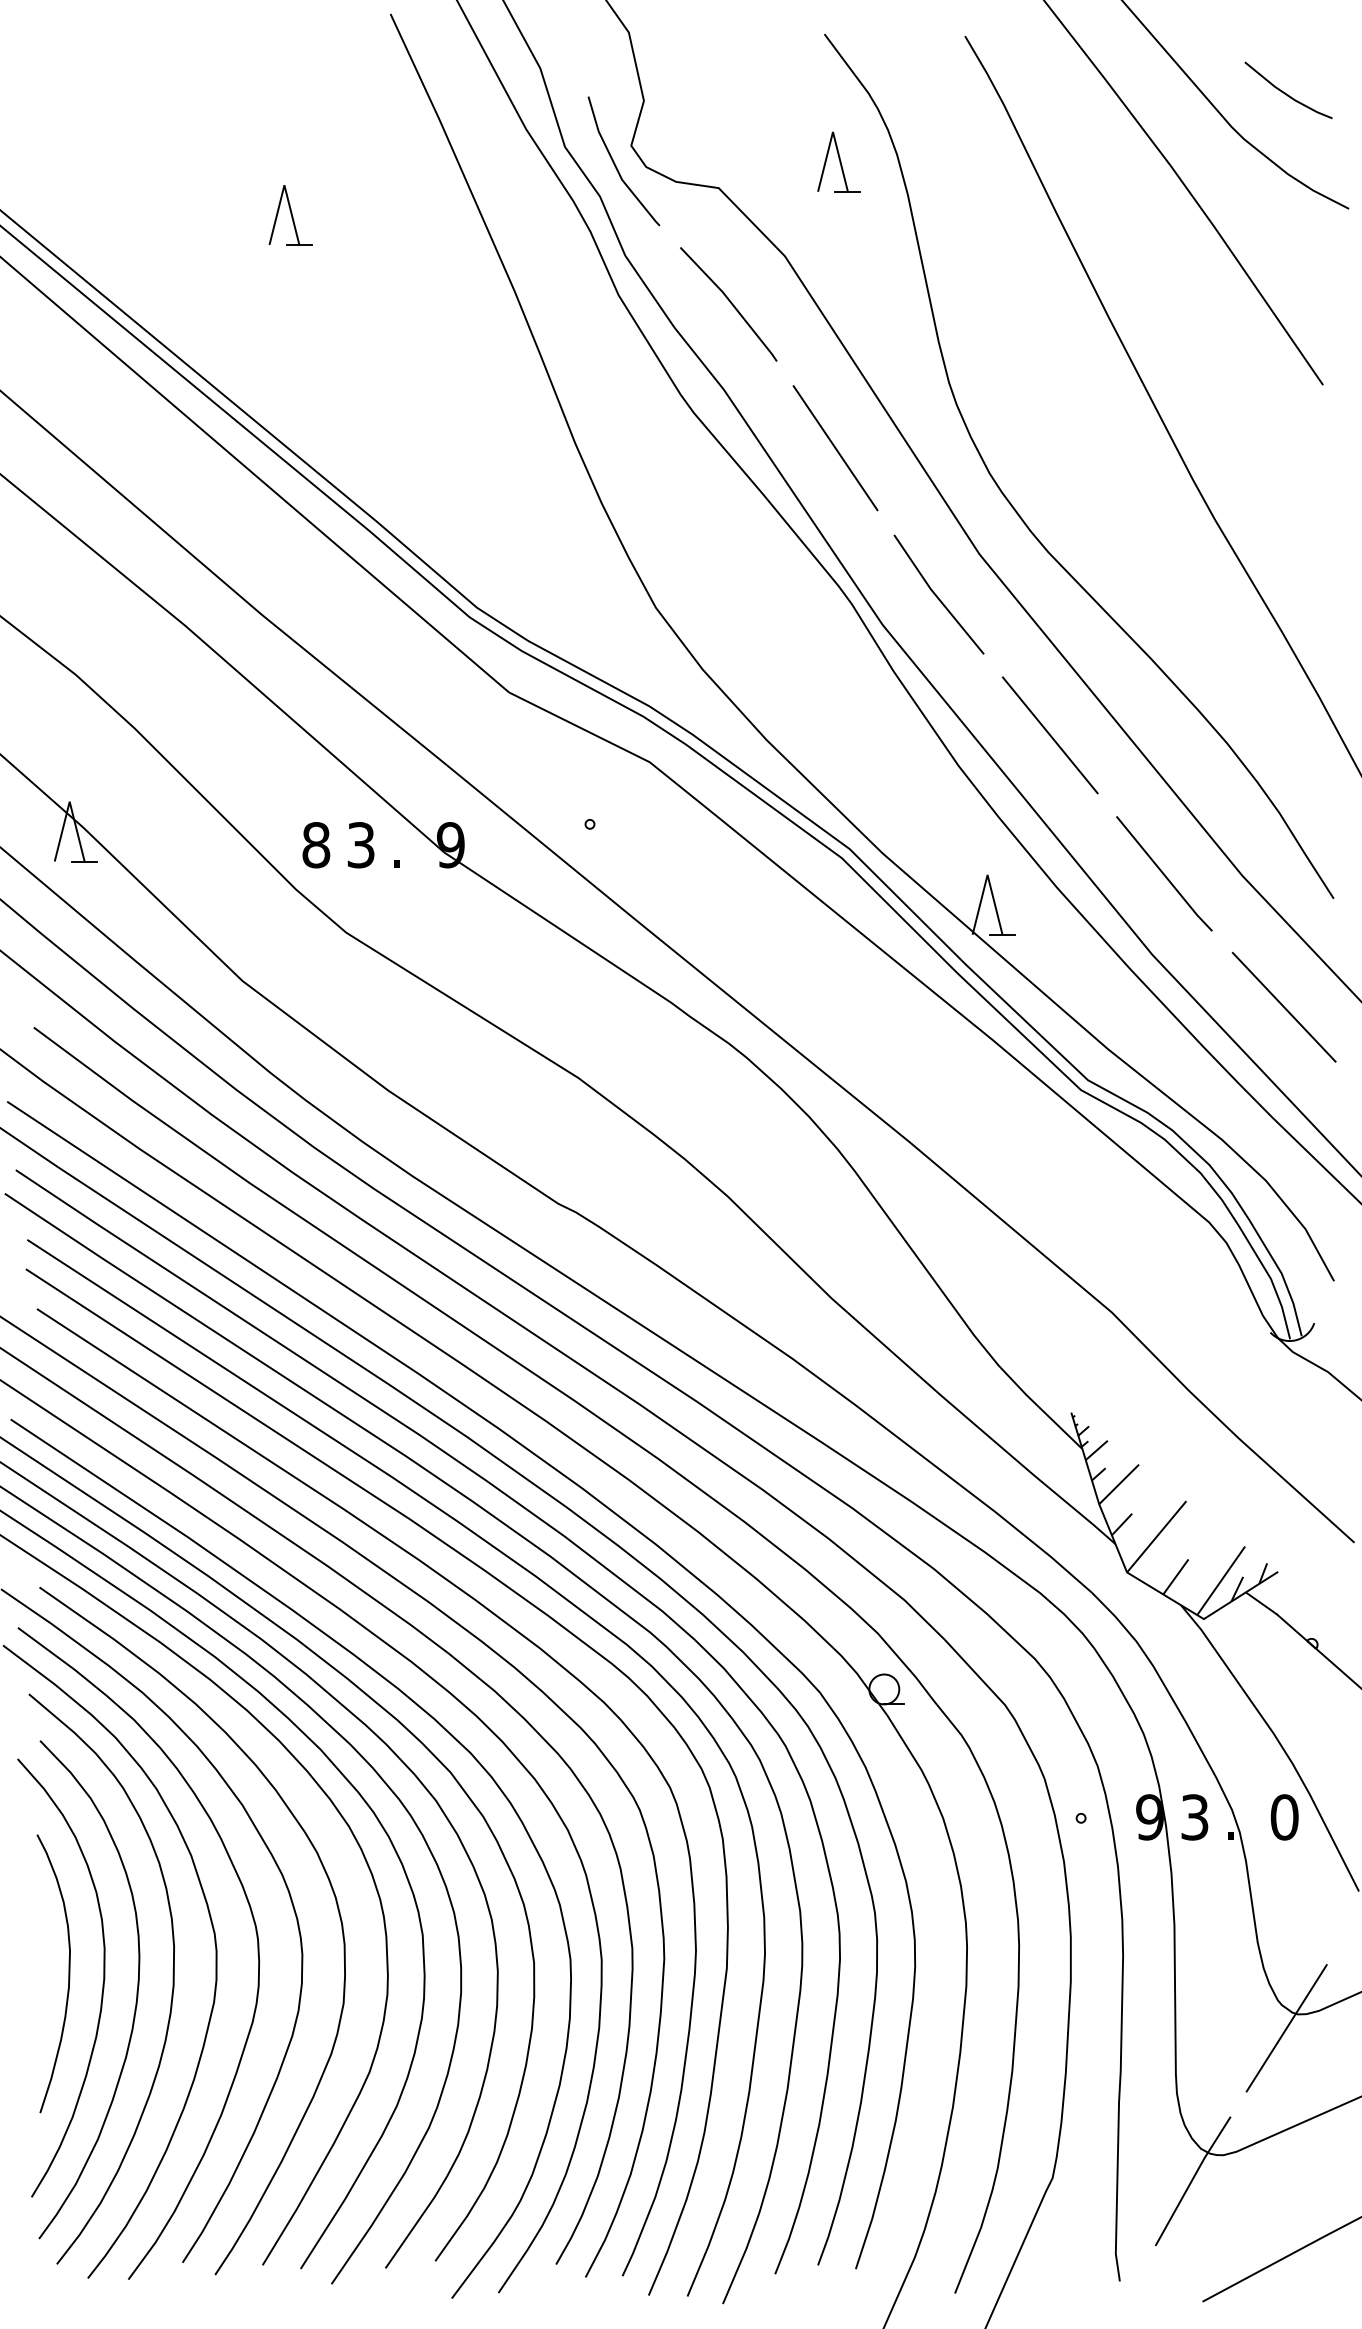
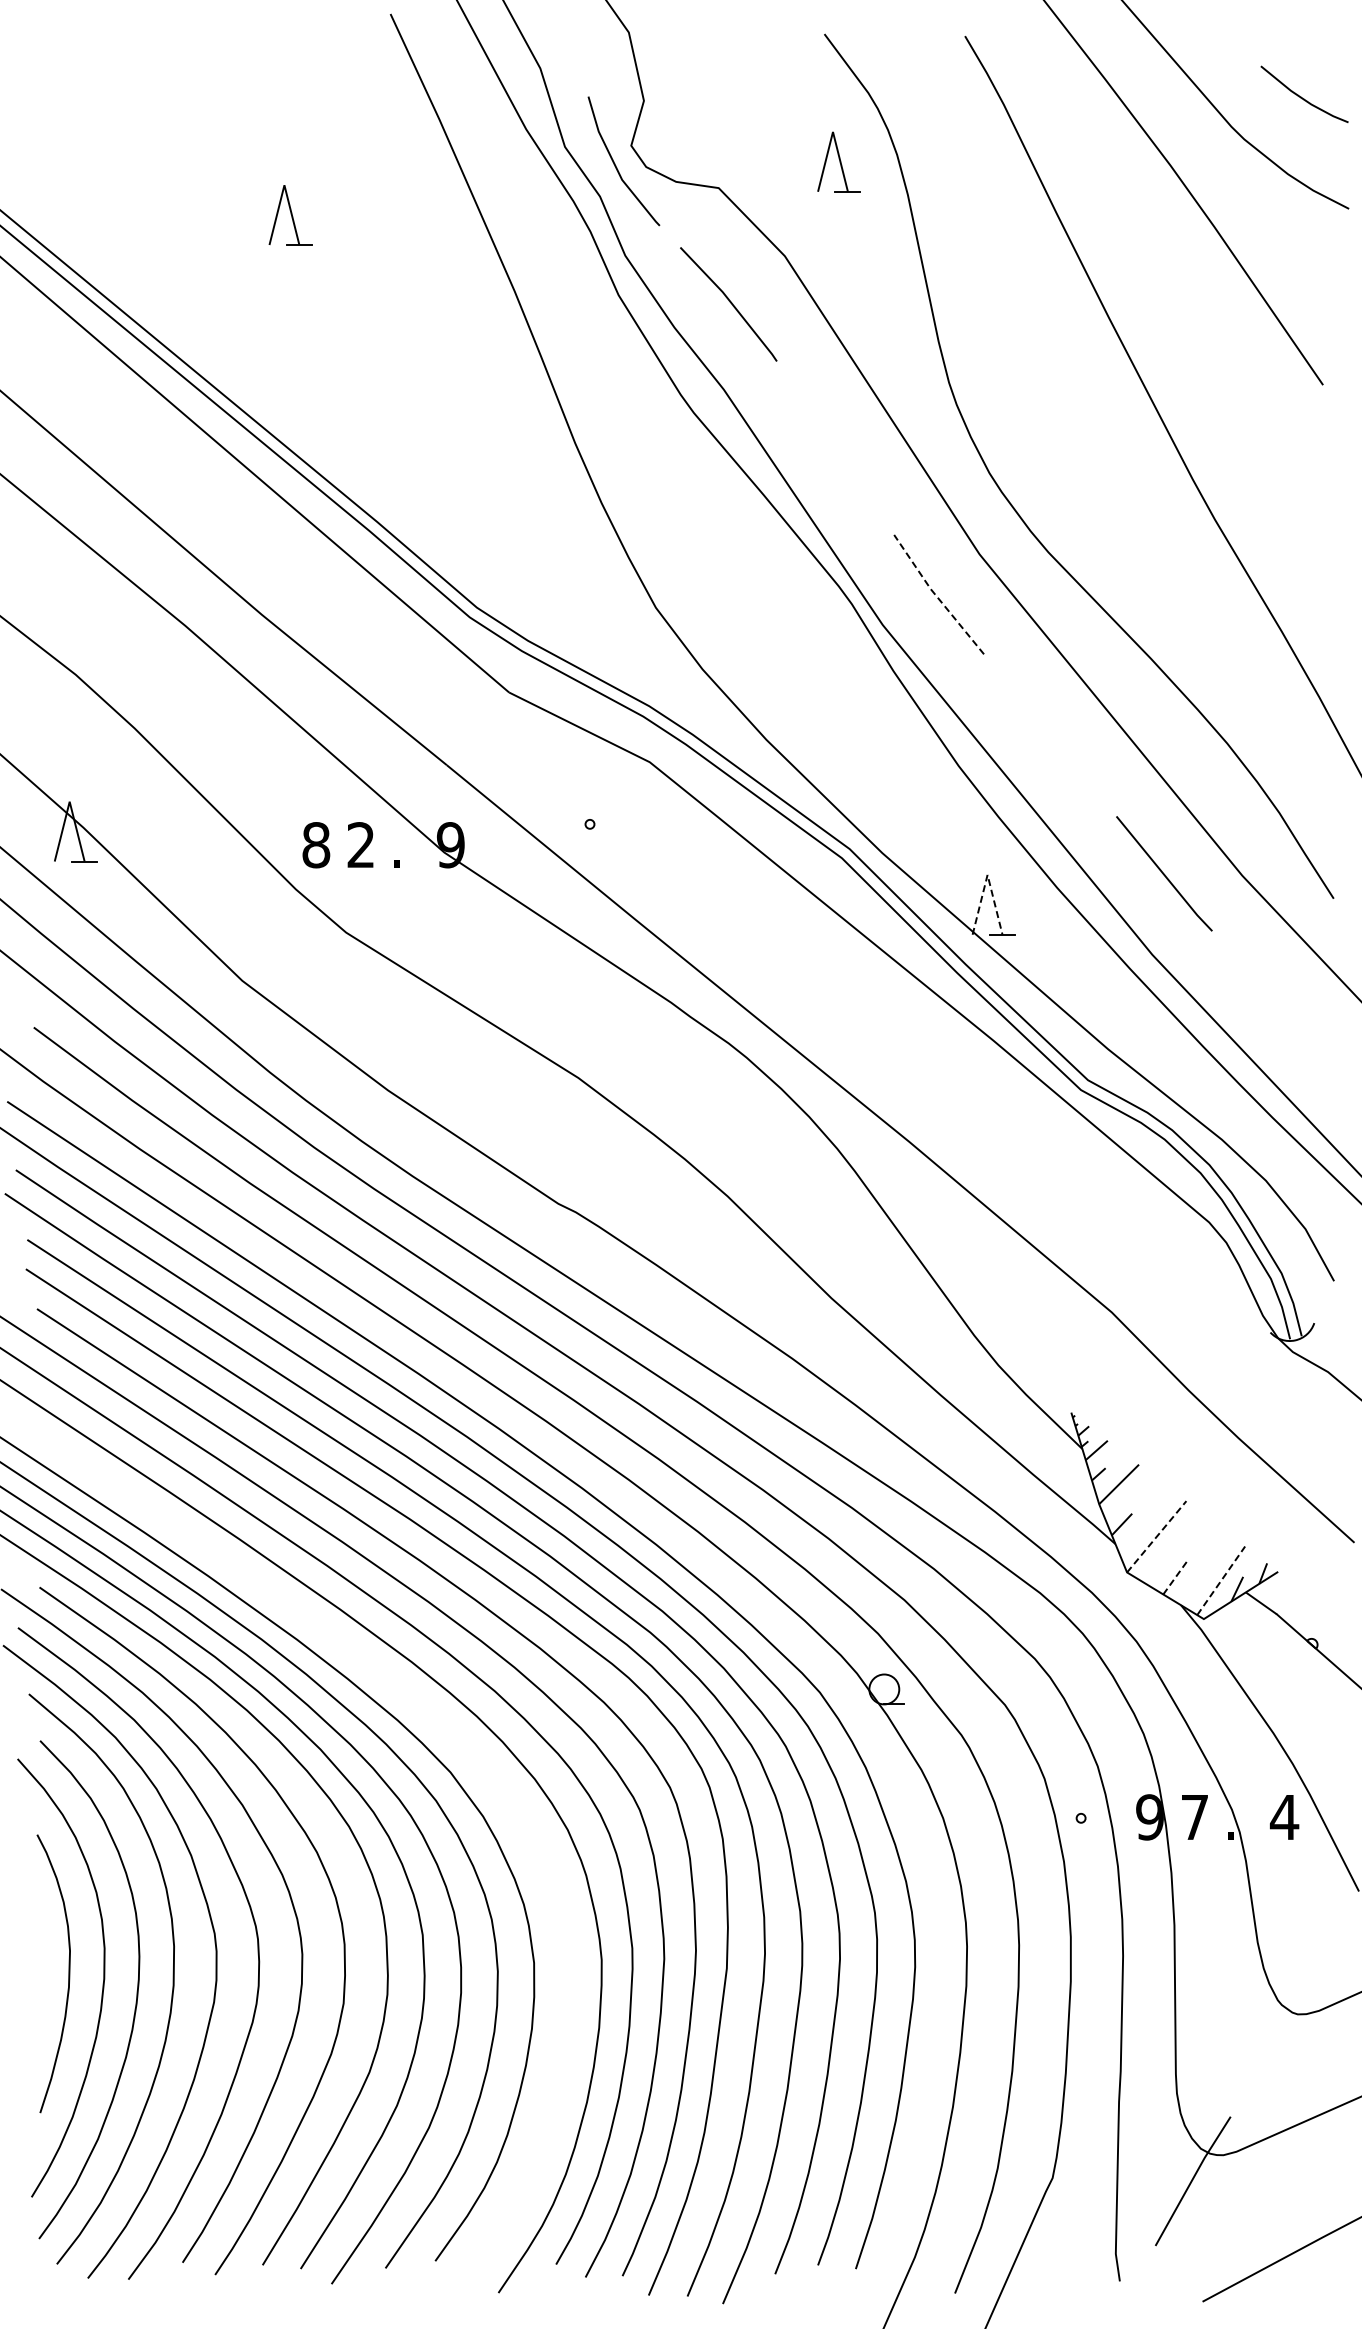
line position: (1285, 92) -> (1301, 96) (1301, 96)
line: present -> none (835, 448)
line: solid -> dashed (936, 596)
line: present -> none (1049, 735)
text: 3 -> 2 (360, 845)
line: solid -> dashed (987, 874)
line: present -> none (1283, 1006)
line: solid -> dashed (1157, 1536)
line: solid -> dashed (1175, 1576)
line: solid -> dashed (1221, 1580)
curve: present -> none (417, 1706)
text: 3 -> 7 (1194, 1817)
text: 0 -> 4 (1284, 1817)
line: present -> none (1286, 2028)
